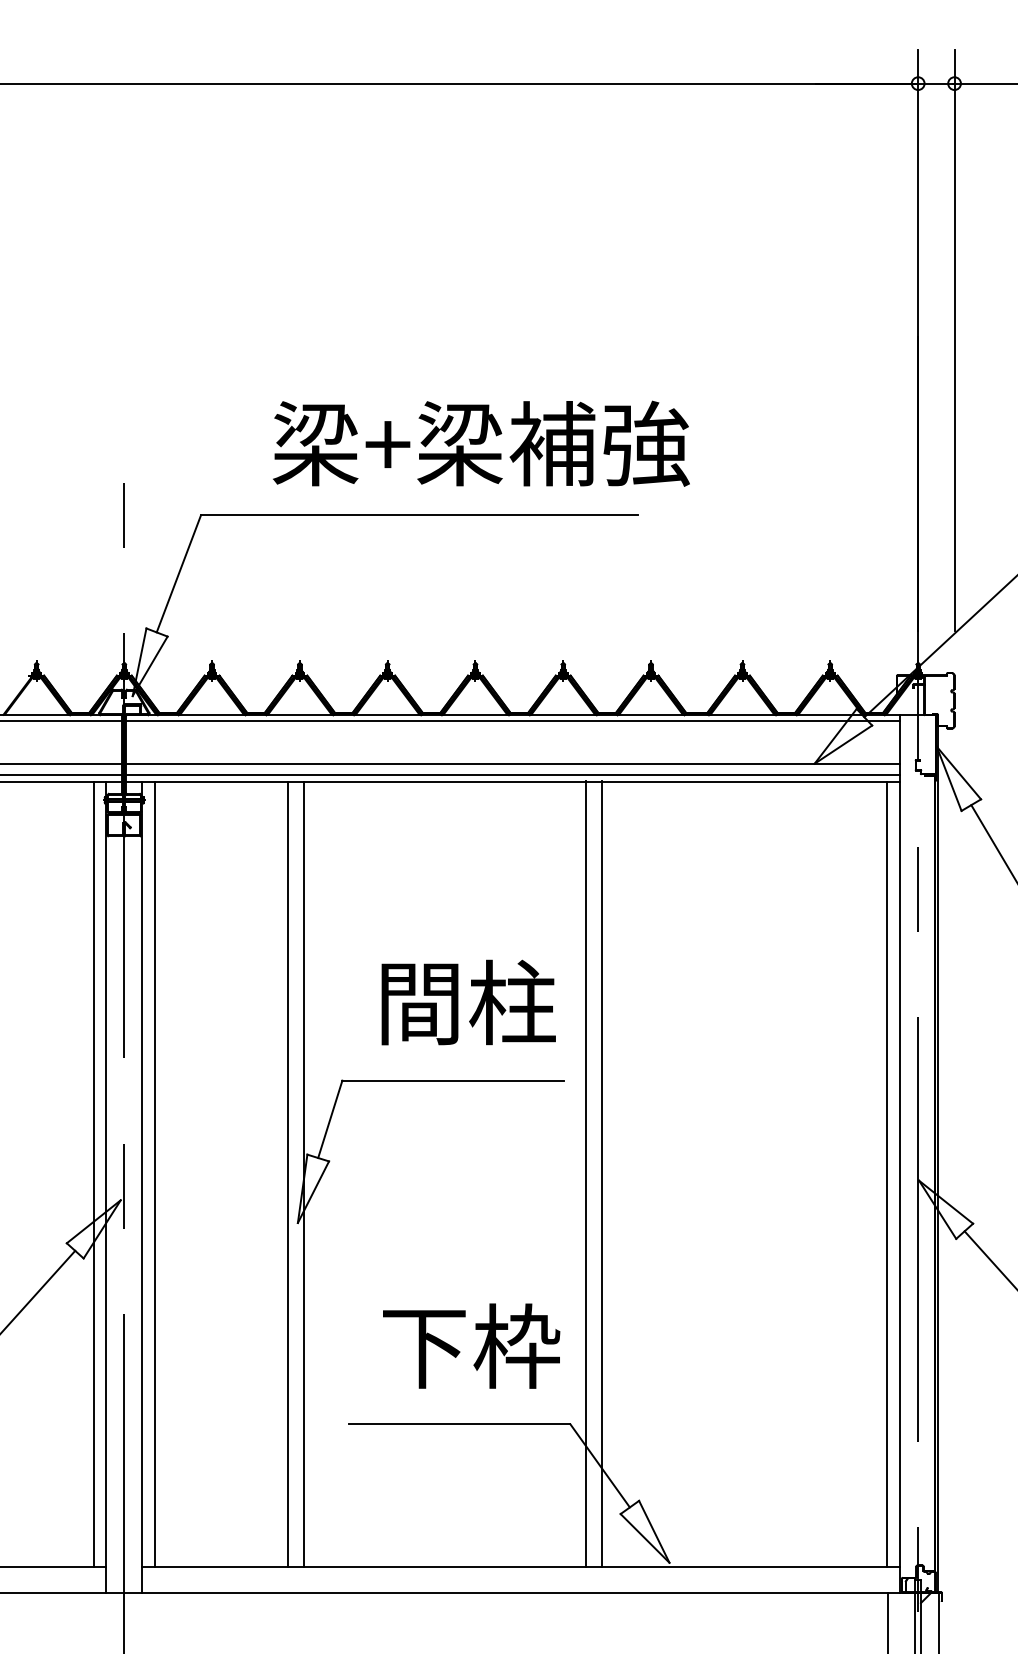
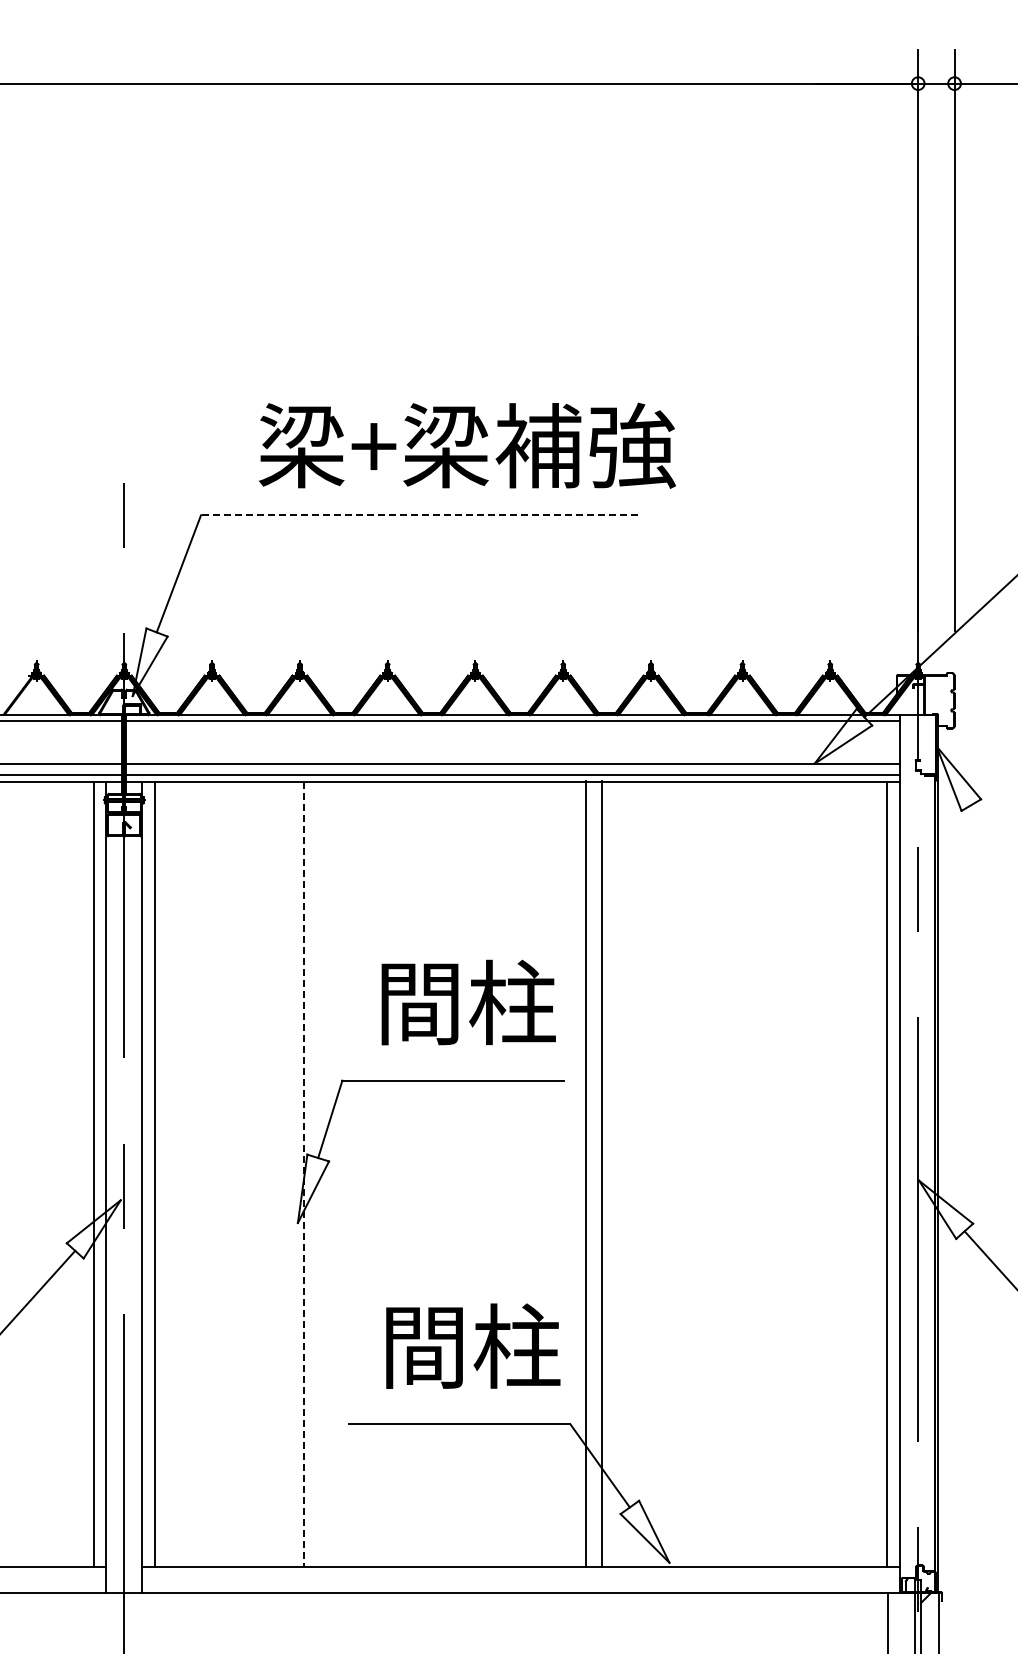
text position: (481, 443) -> (467, 445) (467, 445)
line: solid -> dashed (419, 515)
line: present -> none (992, 841)
line: present -> none (288, 1174)
line: solid -> dashed (304, 1174)
text: 下枠 -> 間柱 (471, 1345)
